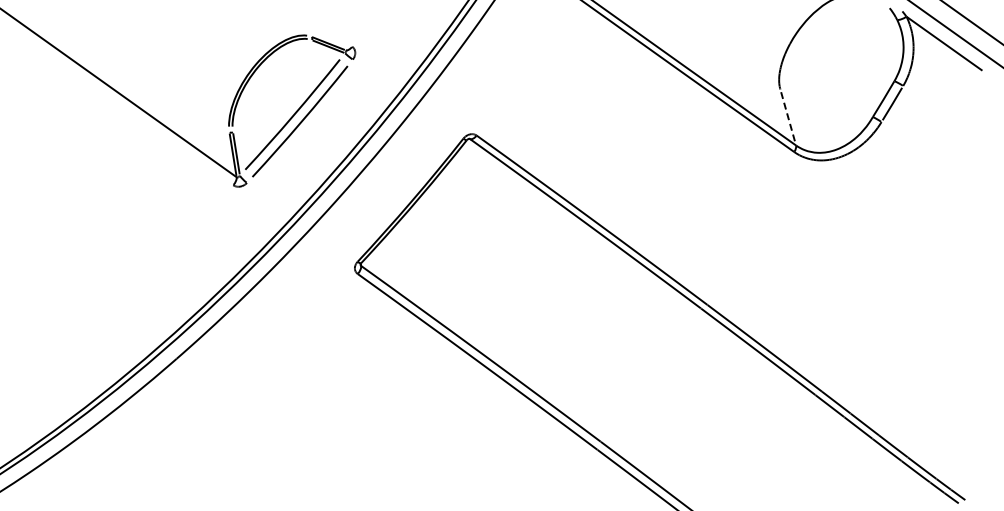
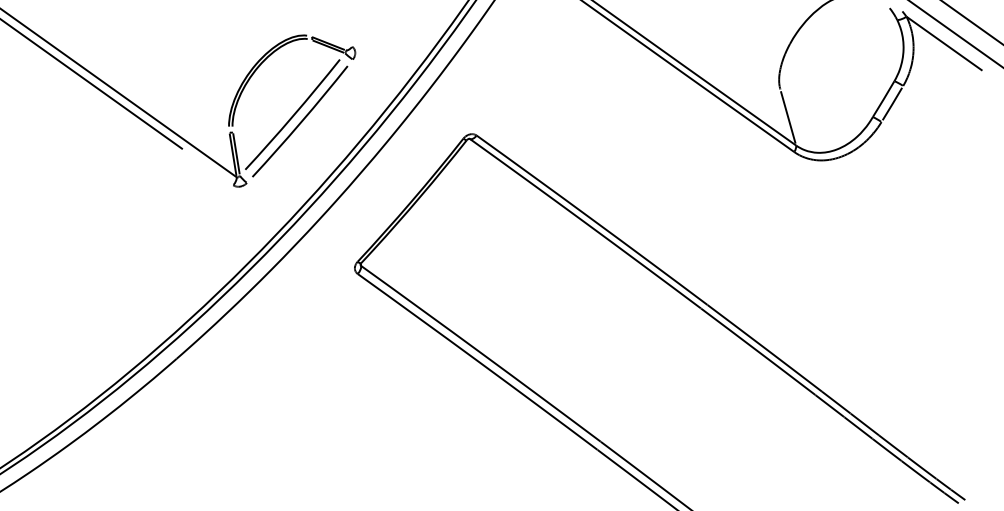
line: none -> present (92, 84)
line: dashed -> solid (788, 117)
